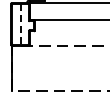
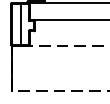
line: dashed -> solid (20, 24)
